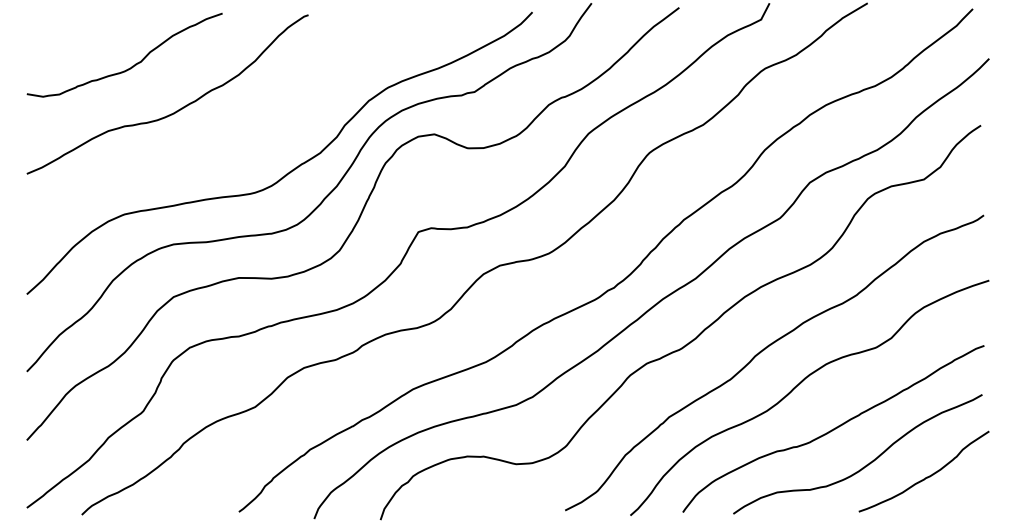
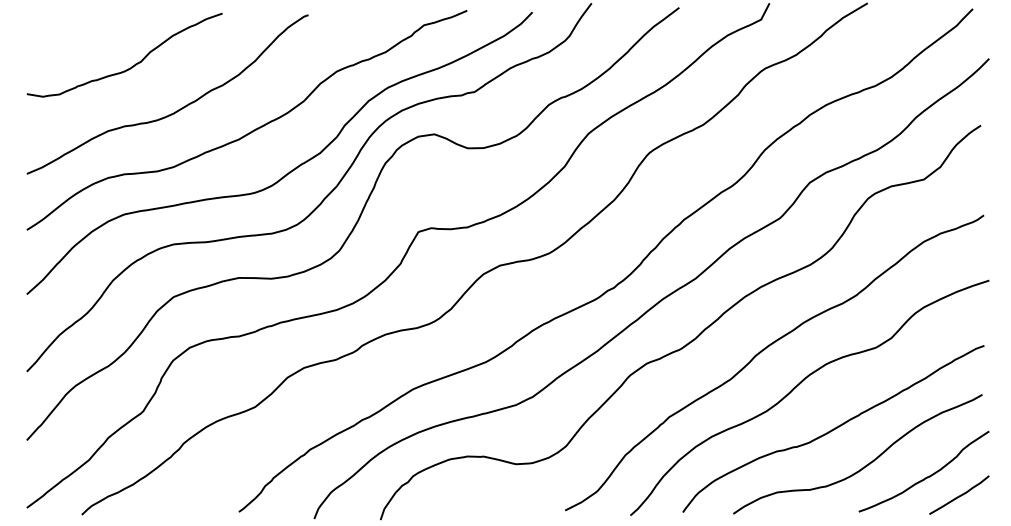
curve: none -> present (253, 129)
curve: none -> present (960, 494)
